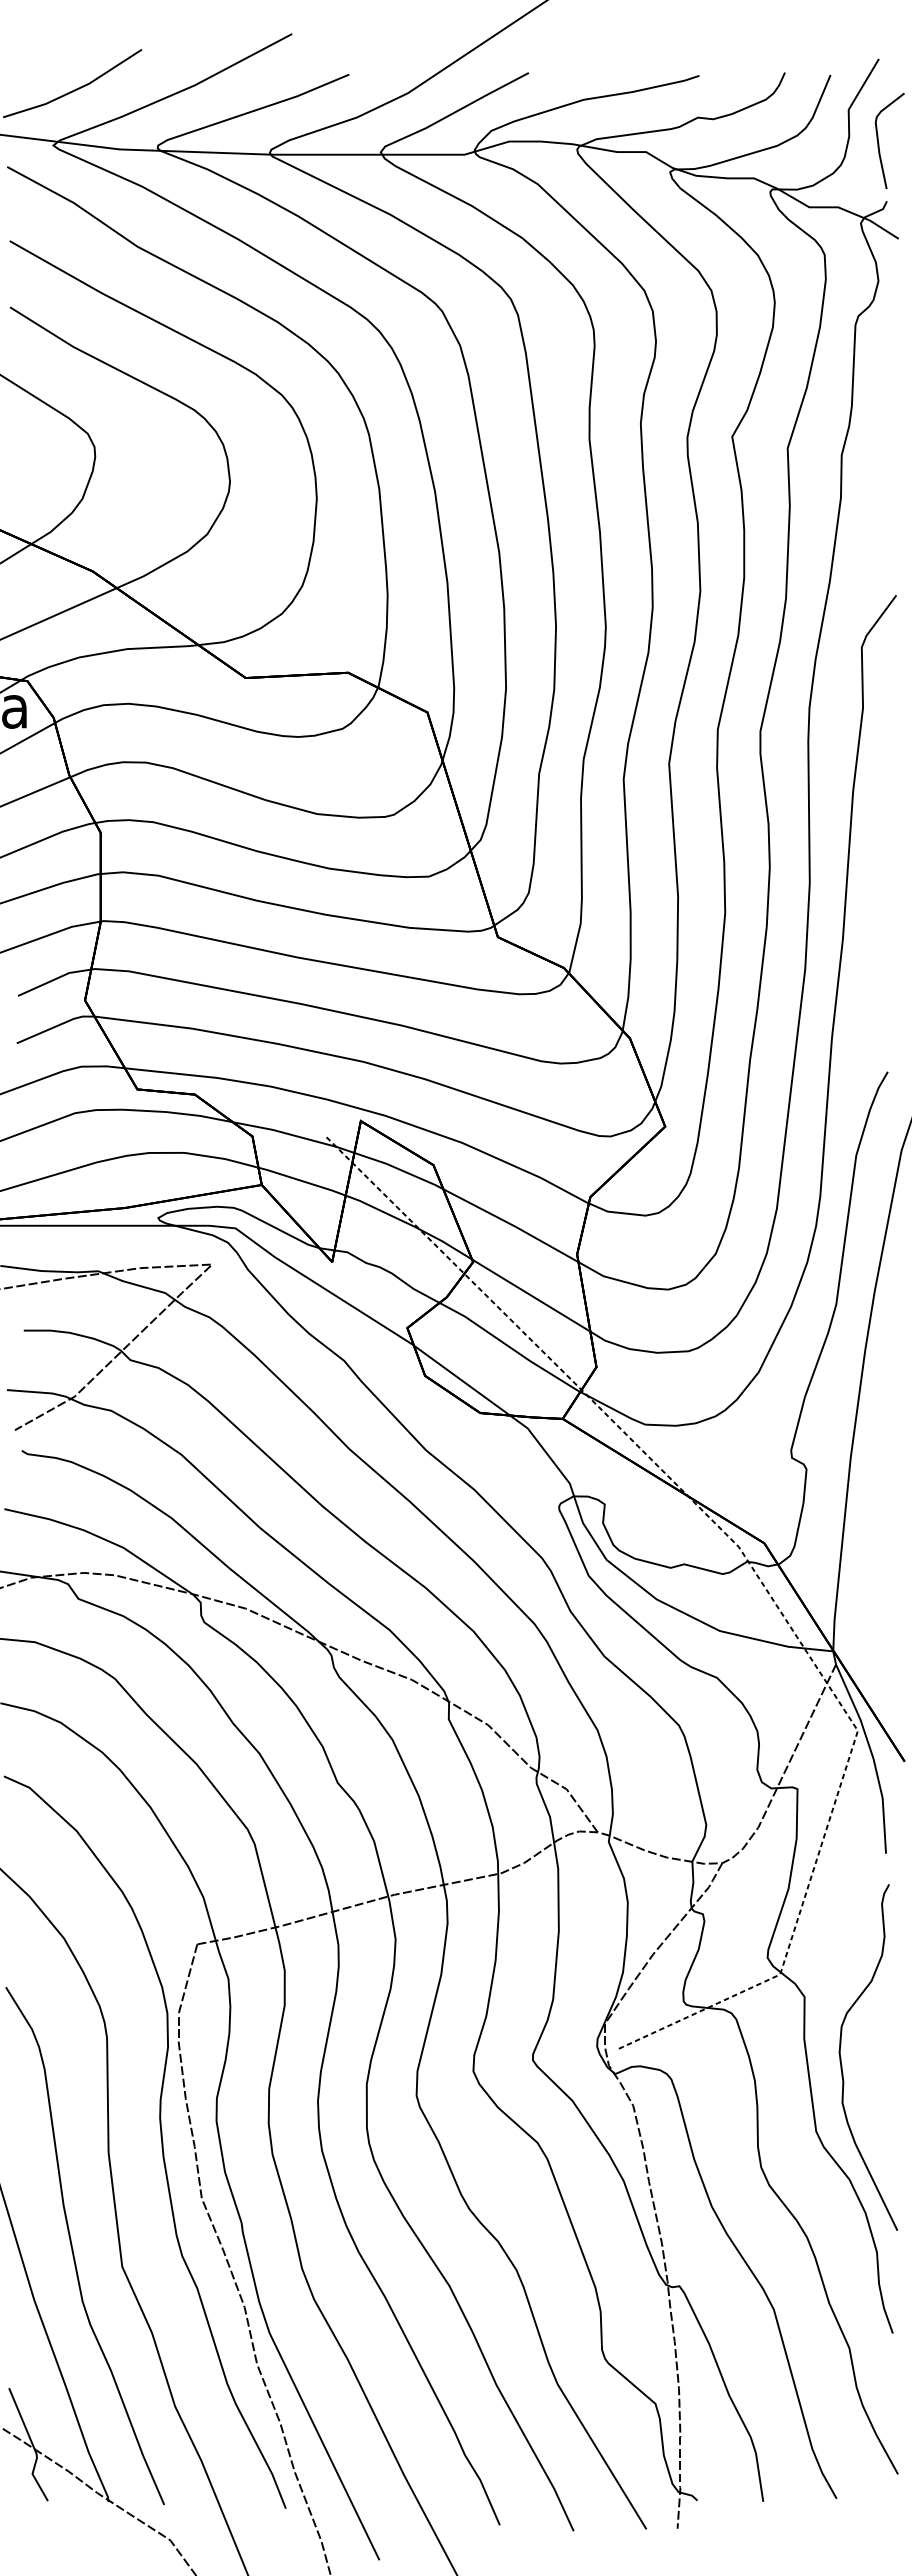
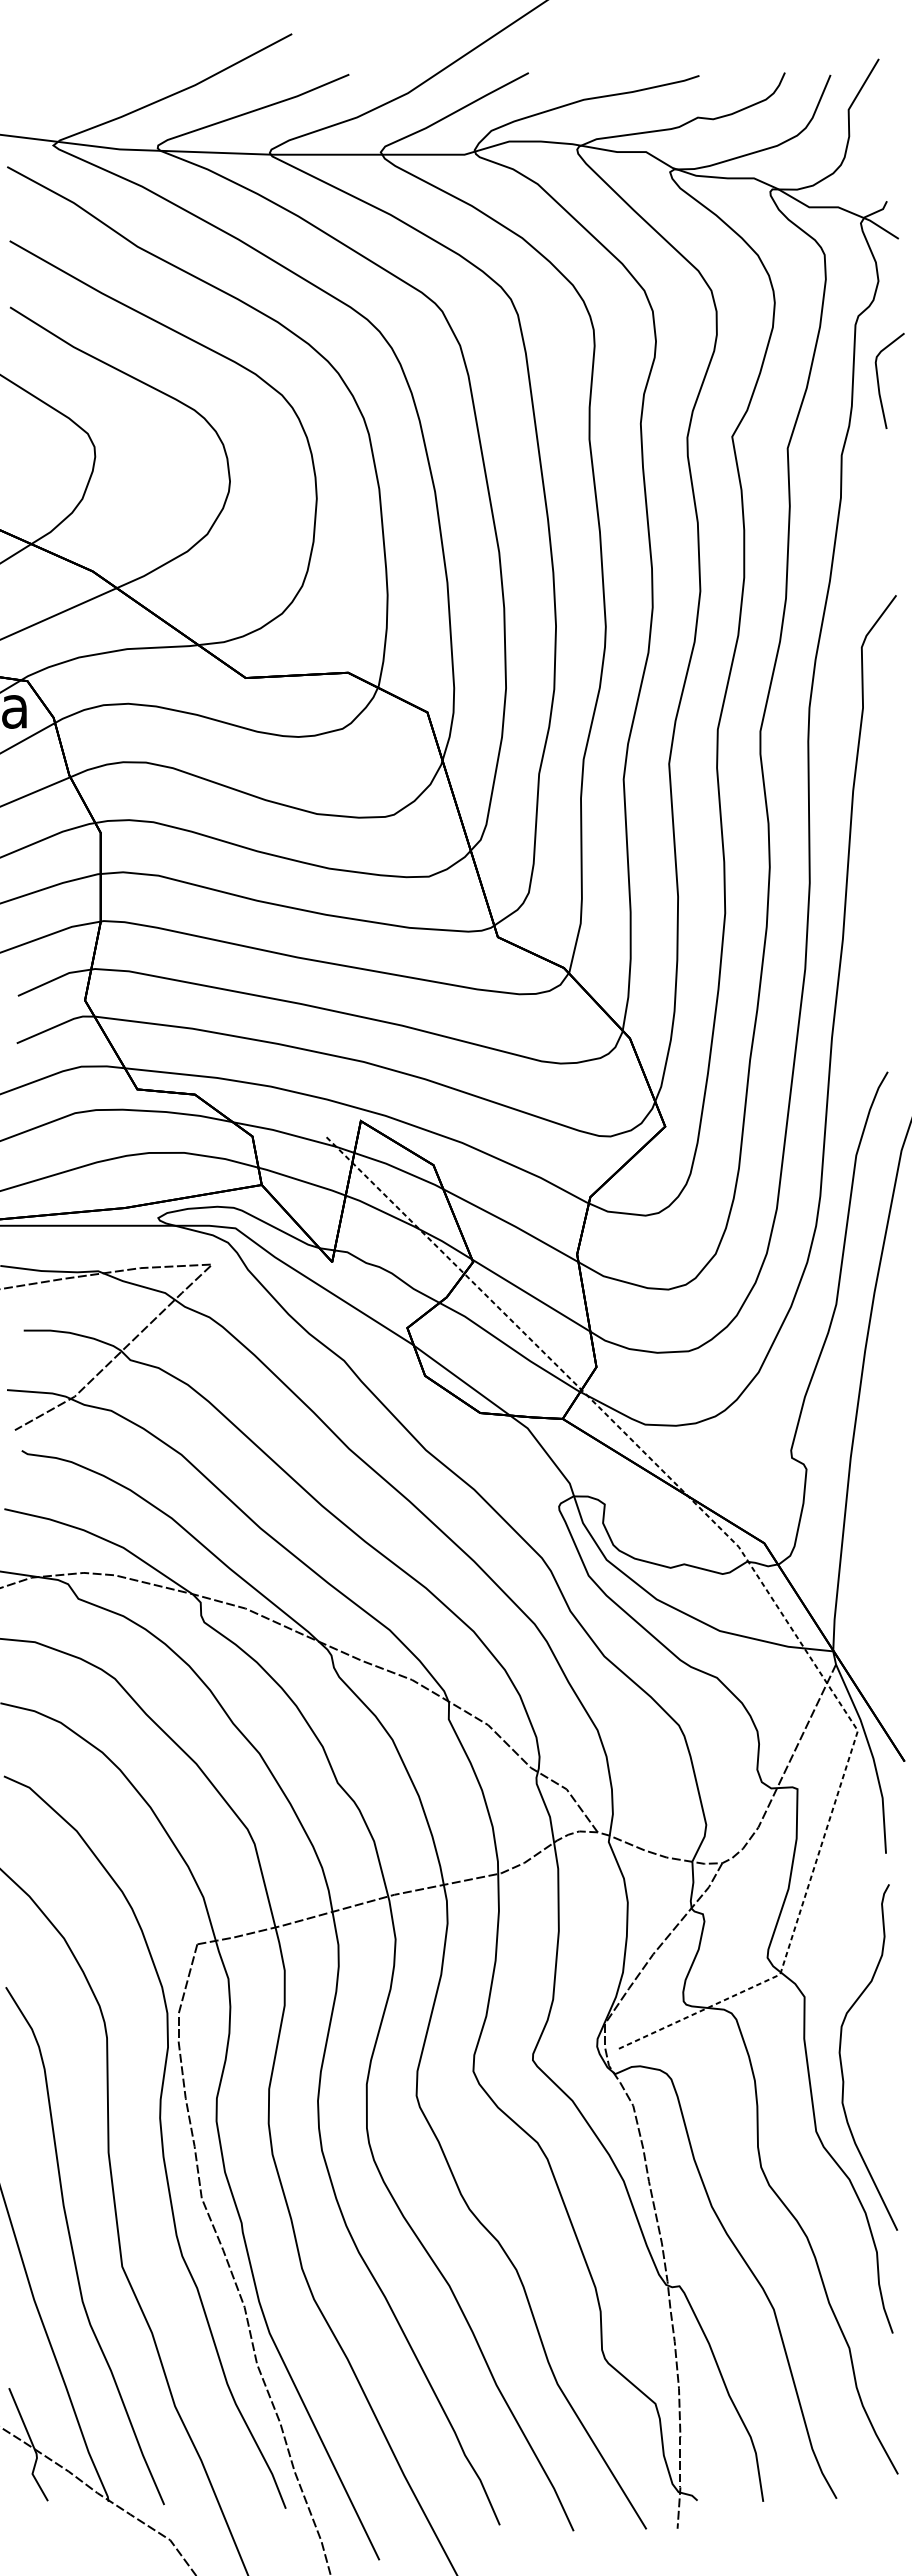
line: present -> none (74, 89)
curve position: (879, 143) -> (879, 383) (879, 383)
